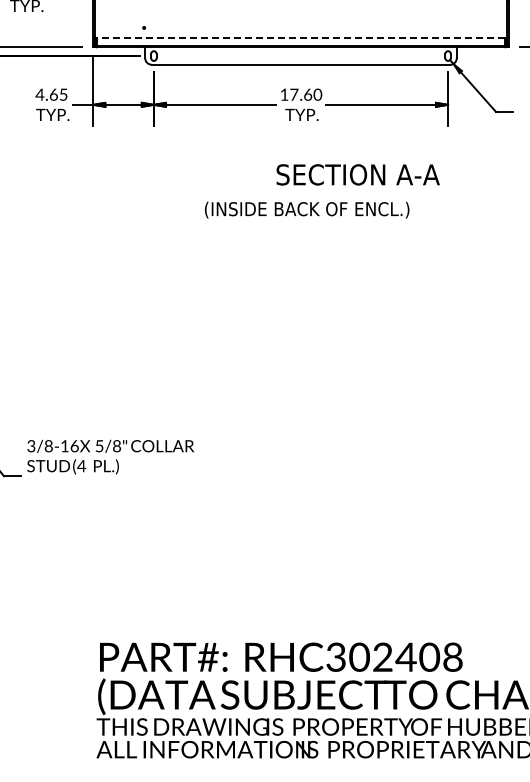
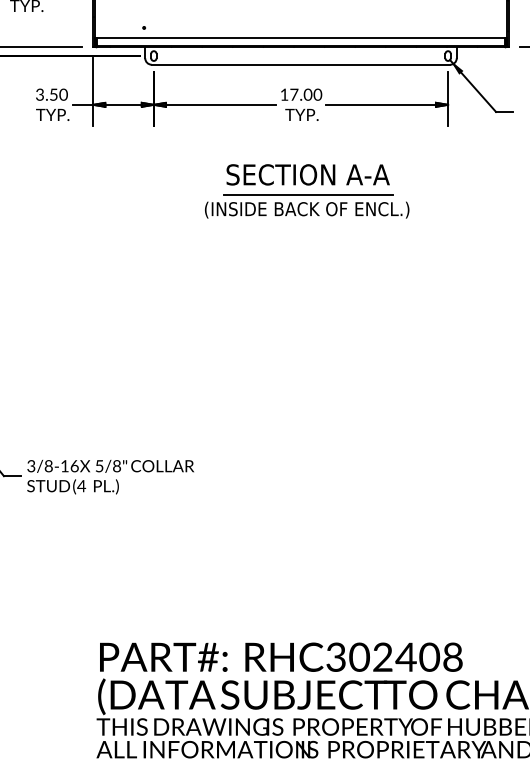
line: dashed -> solid (300, 37)
text: 4.65 -> 3.50 (51, 94)
text: 17.60 -> 17.00 (307, 94)
text position: (357, 174) -> (307, 174) (307, 174)
line: none -> present (308, 195)
text position: (110, 457) -> (110, 477) (110, 477)
